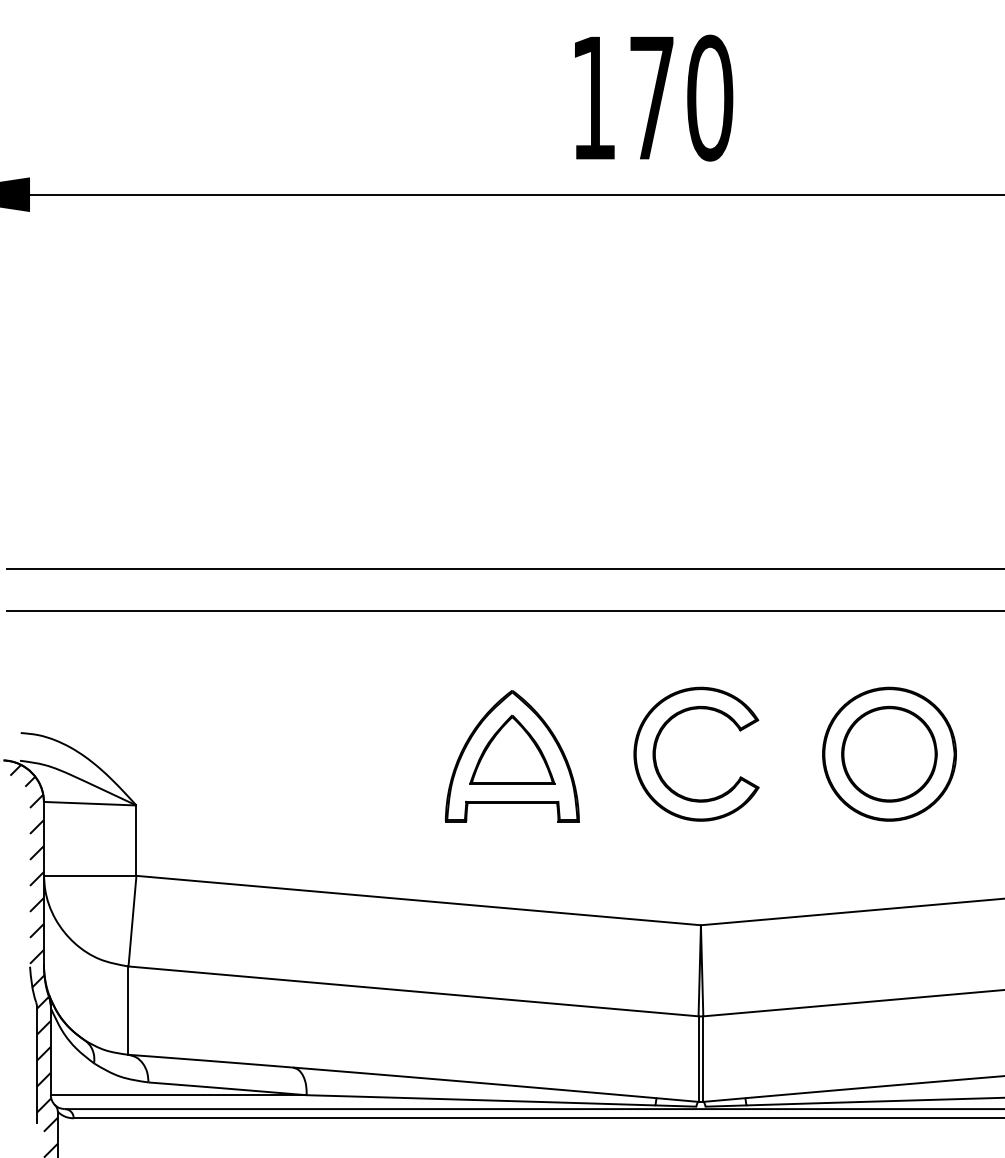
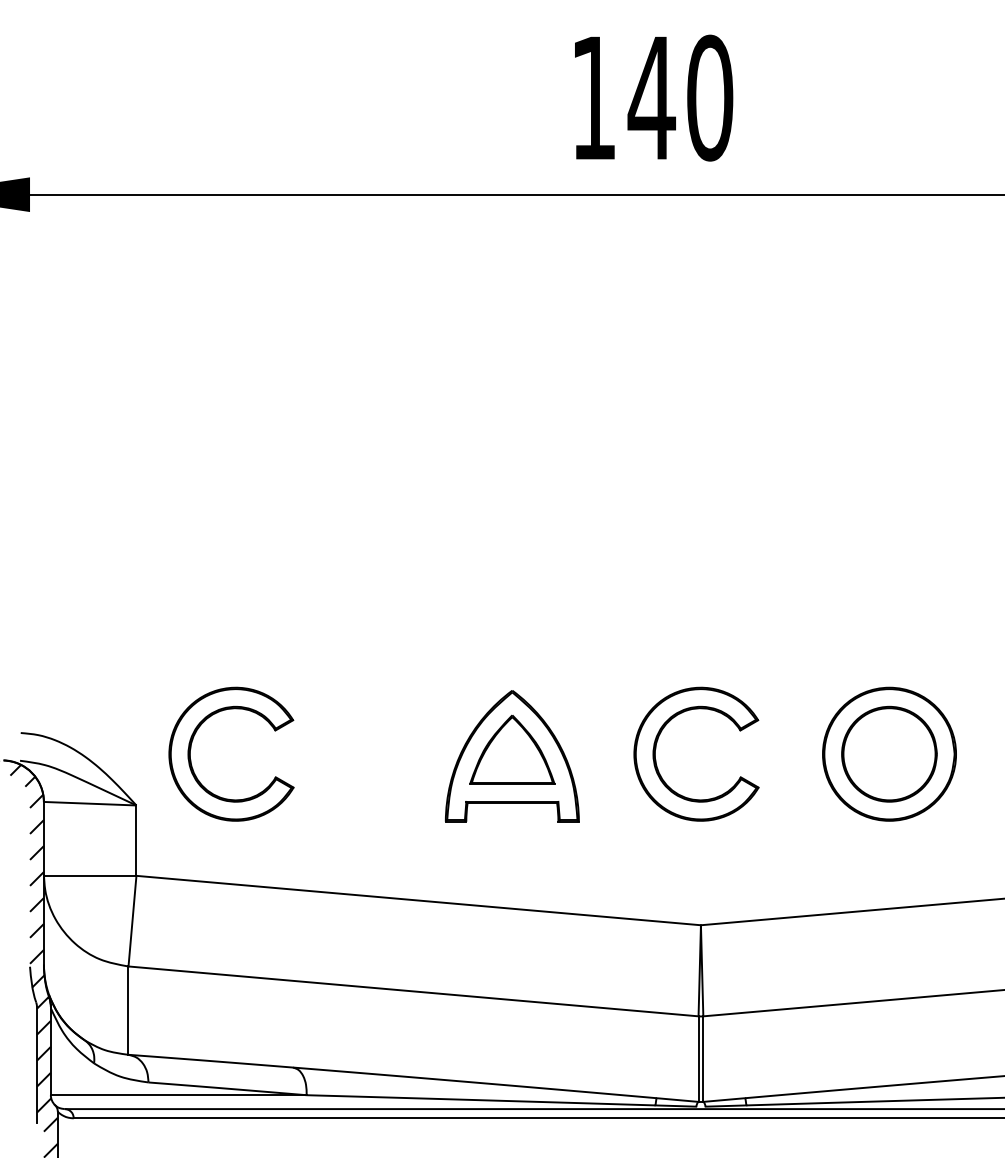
text: 170 -> 140 (651, 97)
line: present -> none (503, 569)
line: present -> none (503, 610)
part: none -> present (191, 749)
